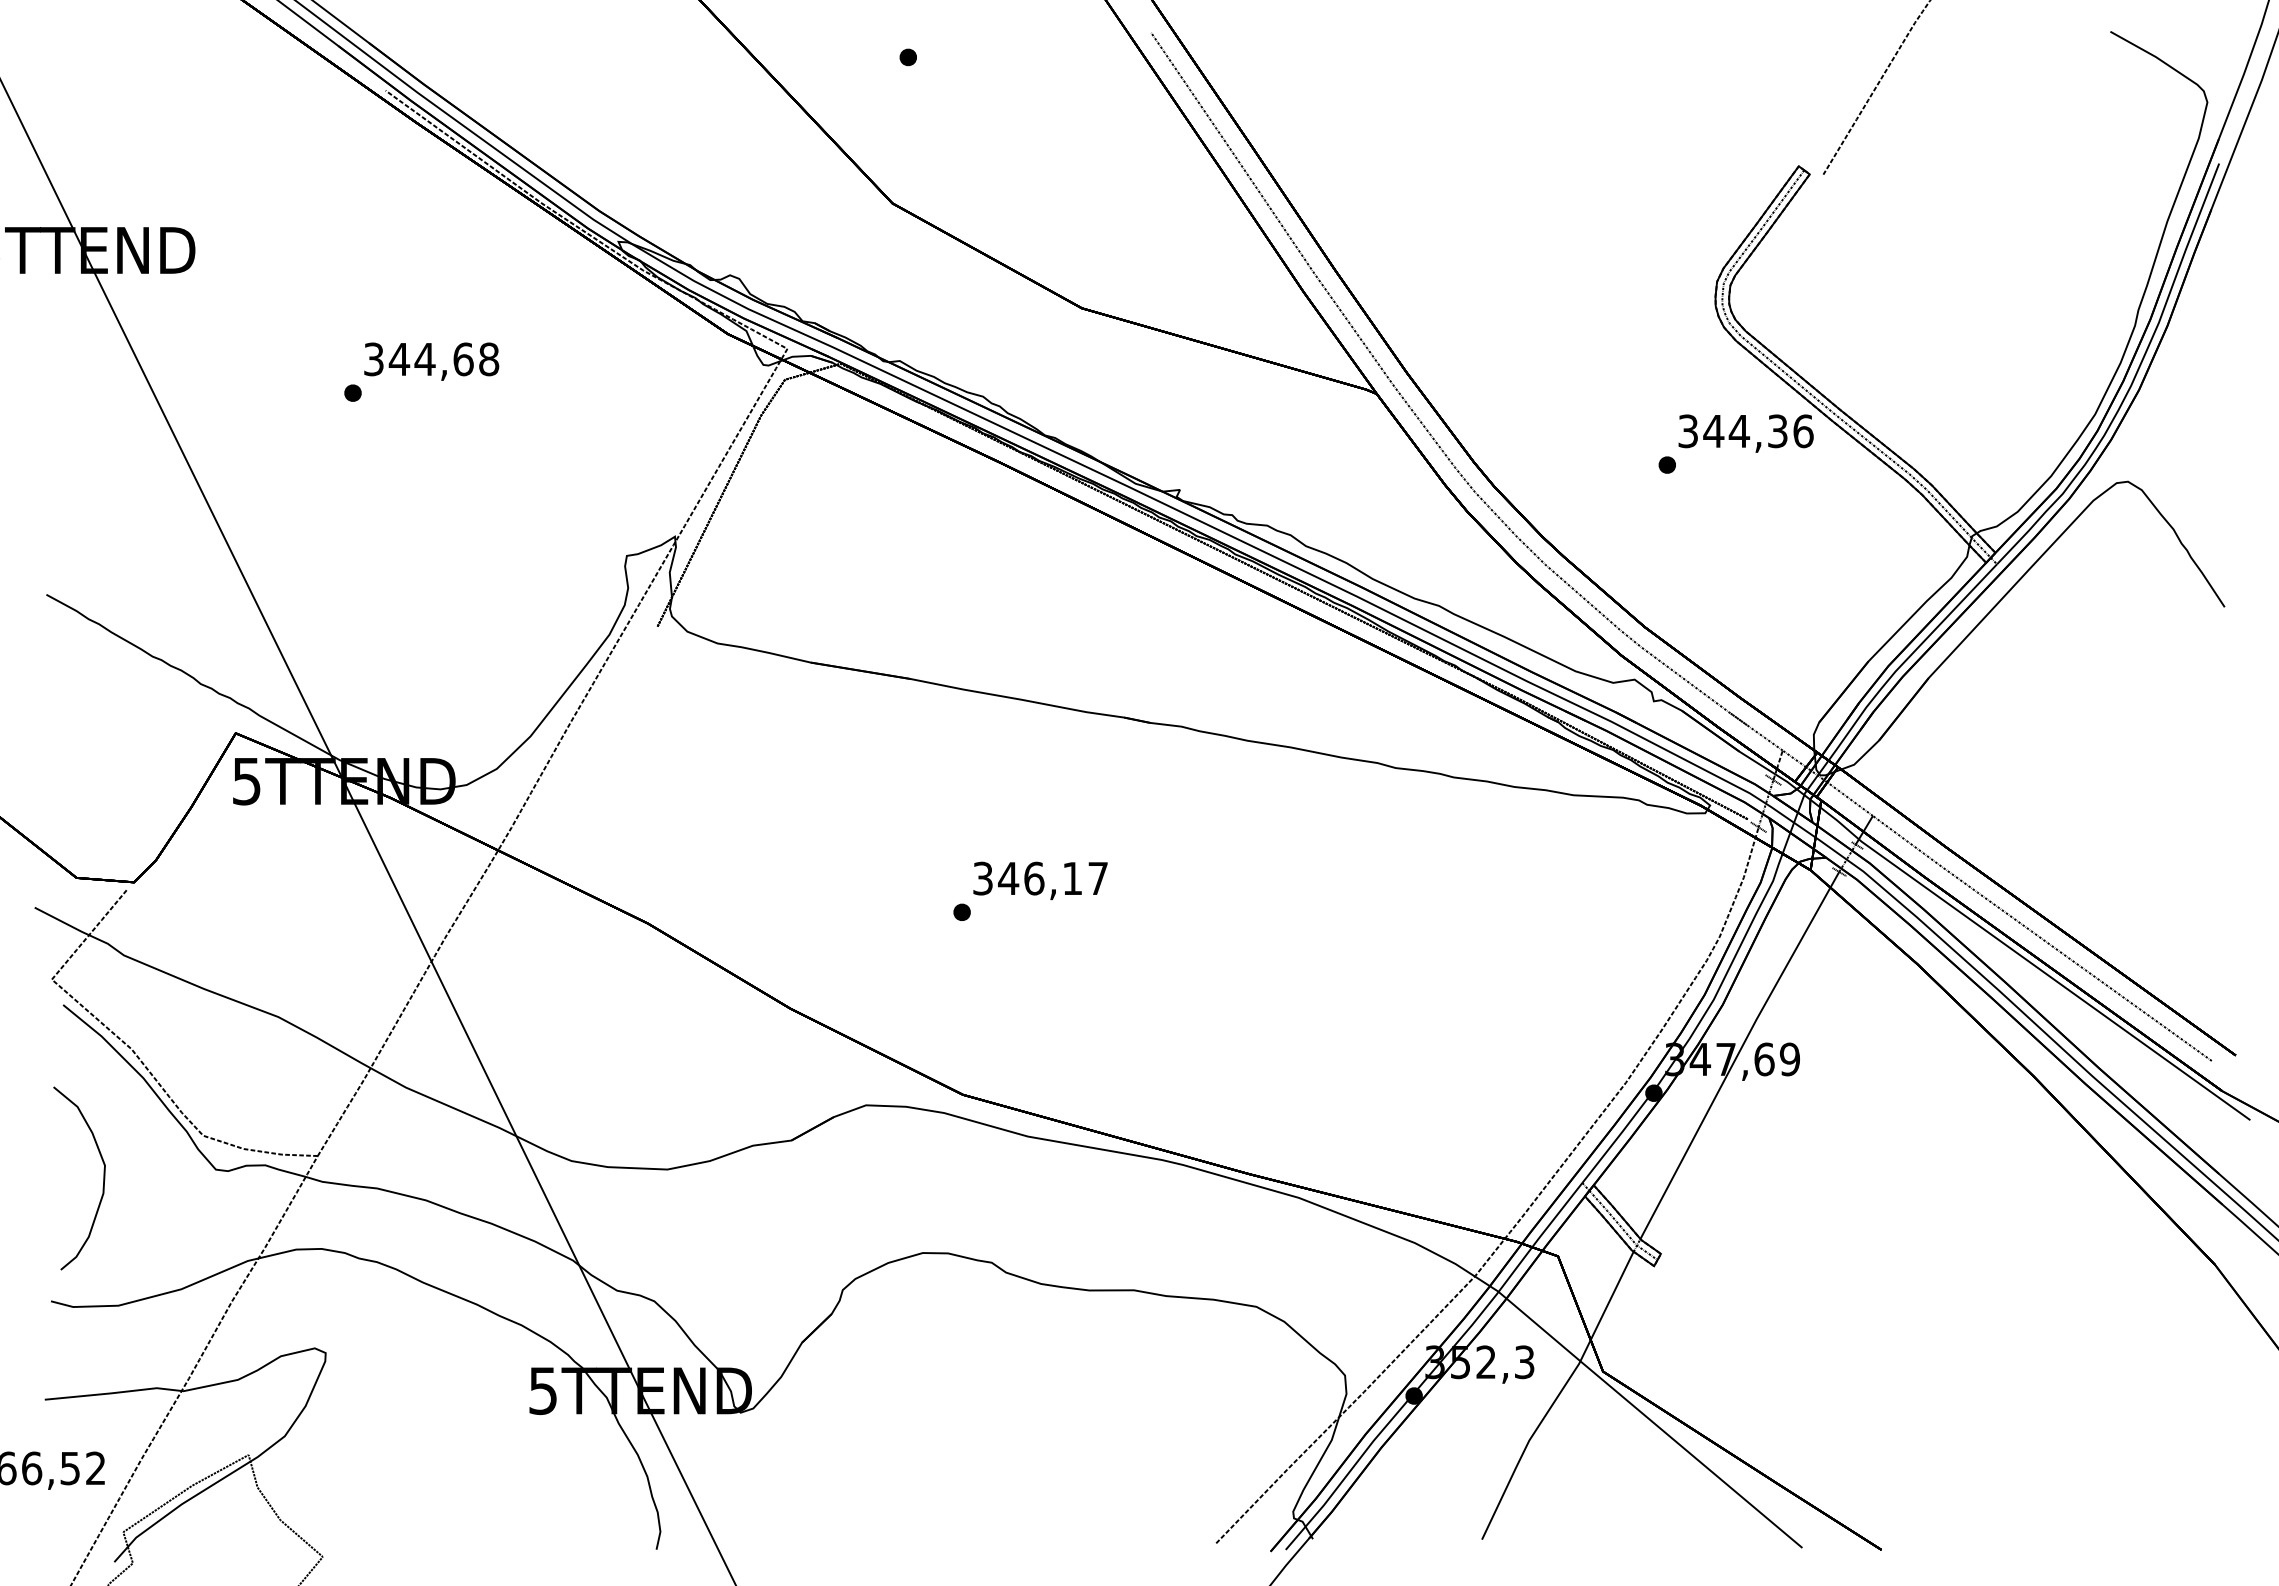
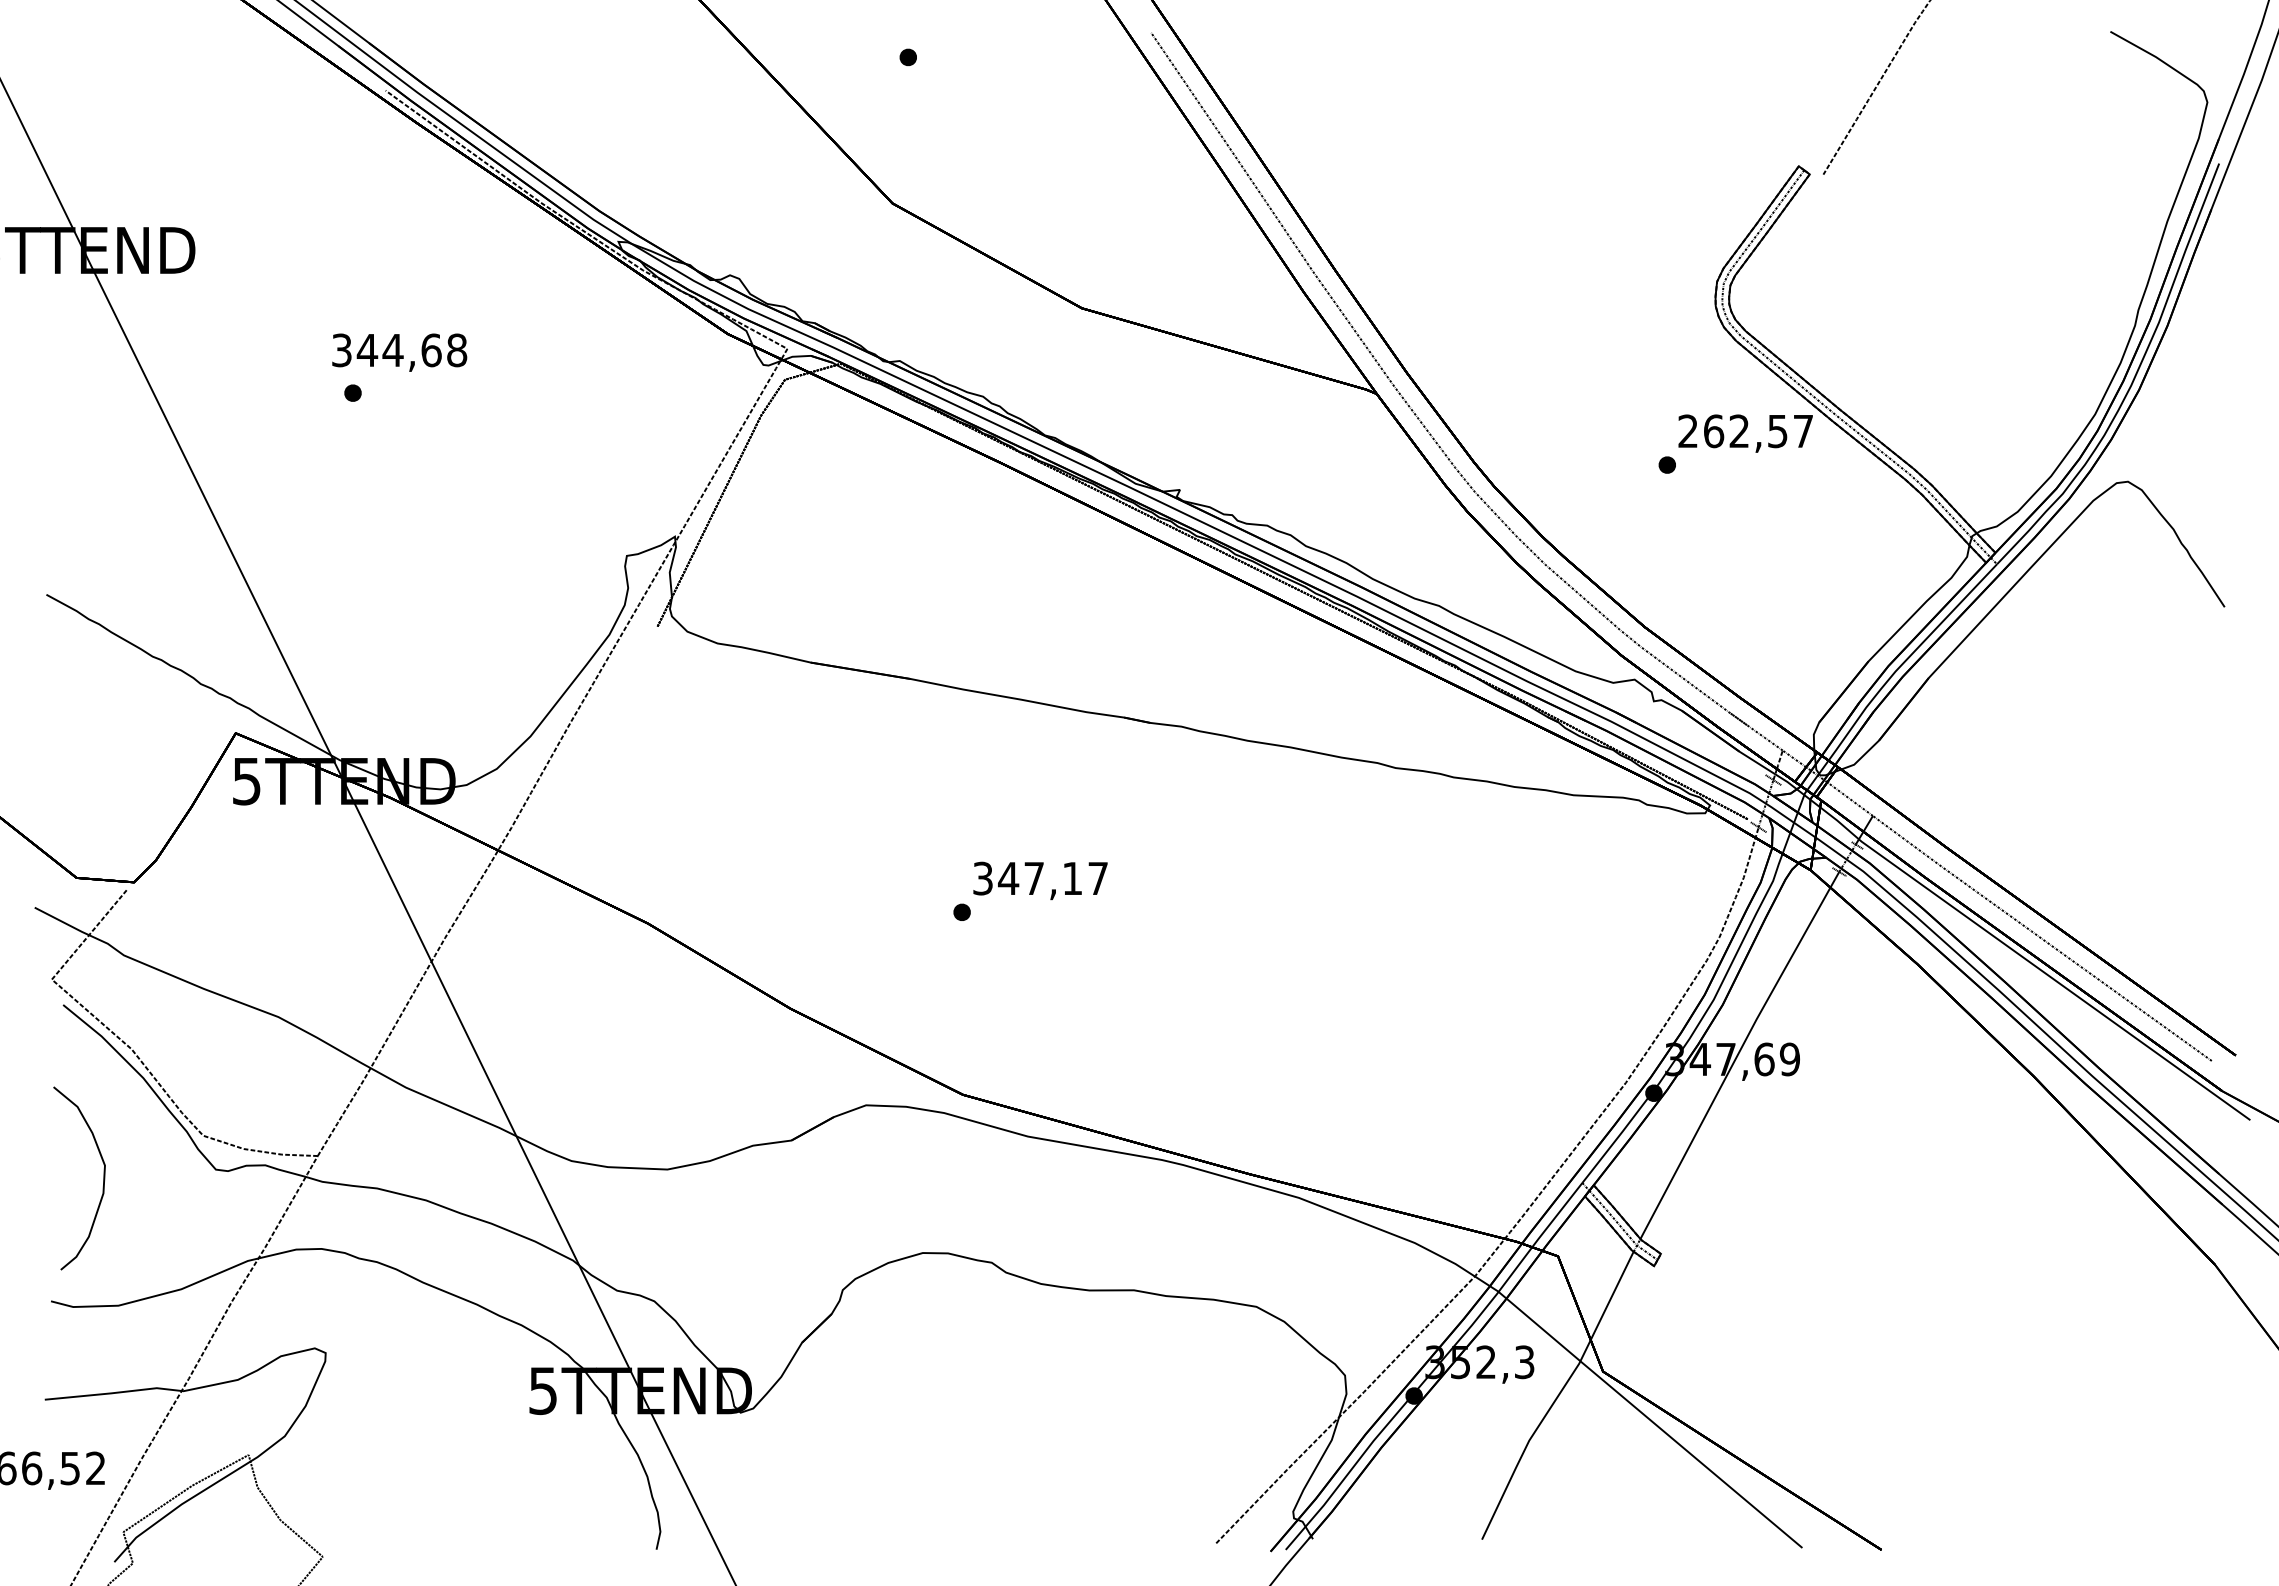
text position: (431, 361) -> (399, 352) (399, 352)
text: 344,36 -> 262,57 (1745, 431)
text: 346,17 -> 347,17 (1034, 878)
